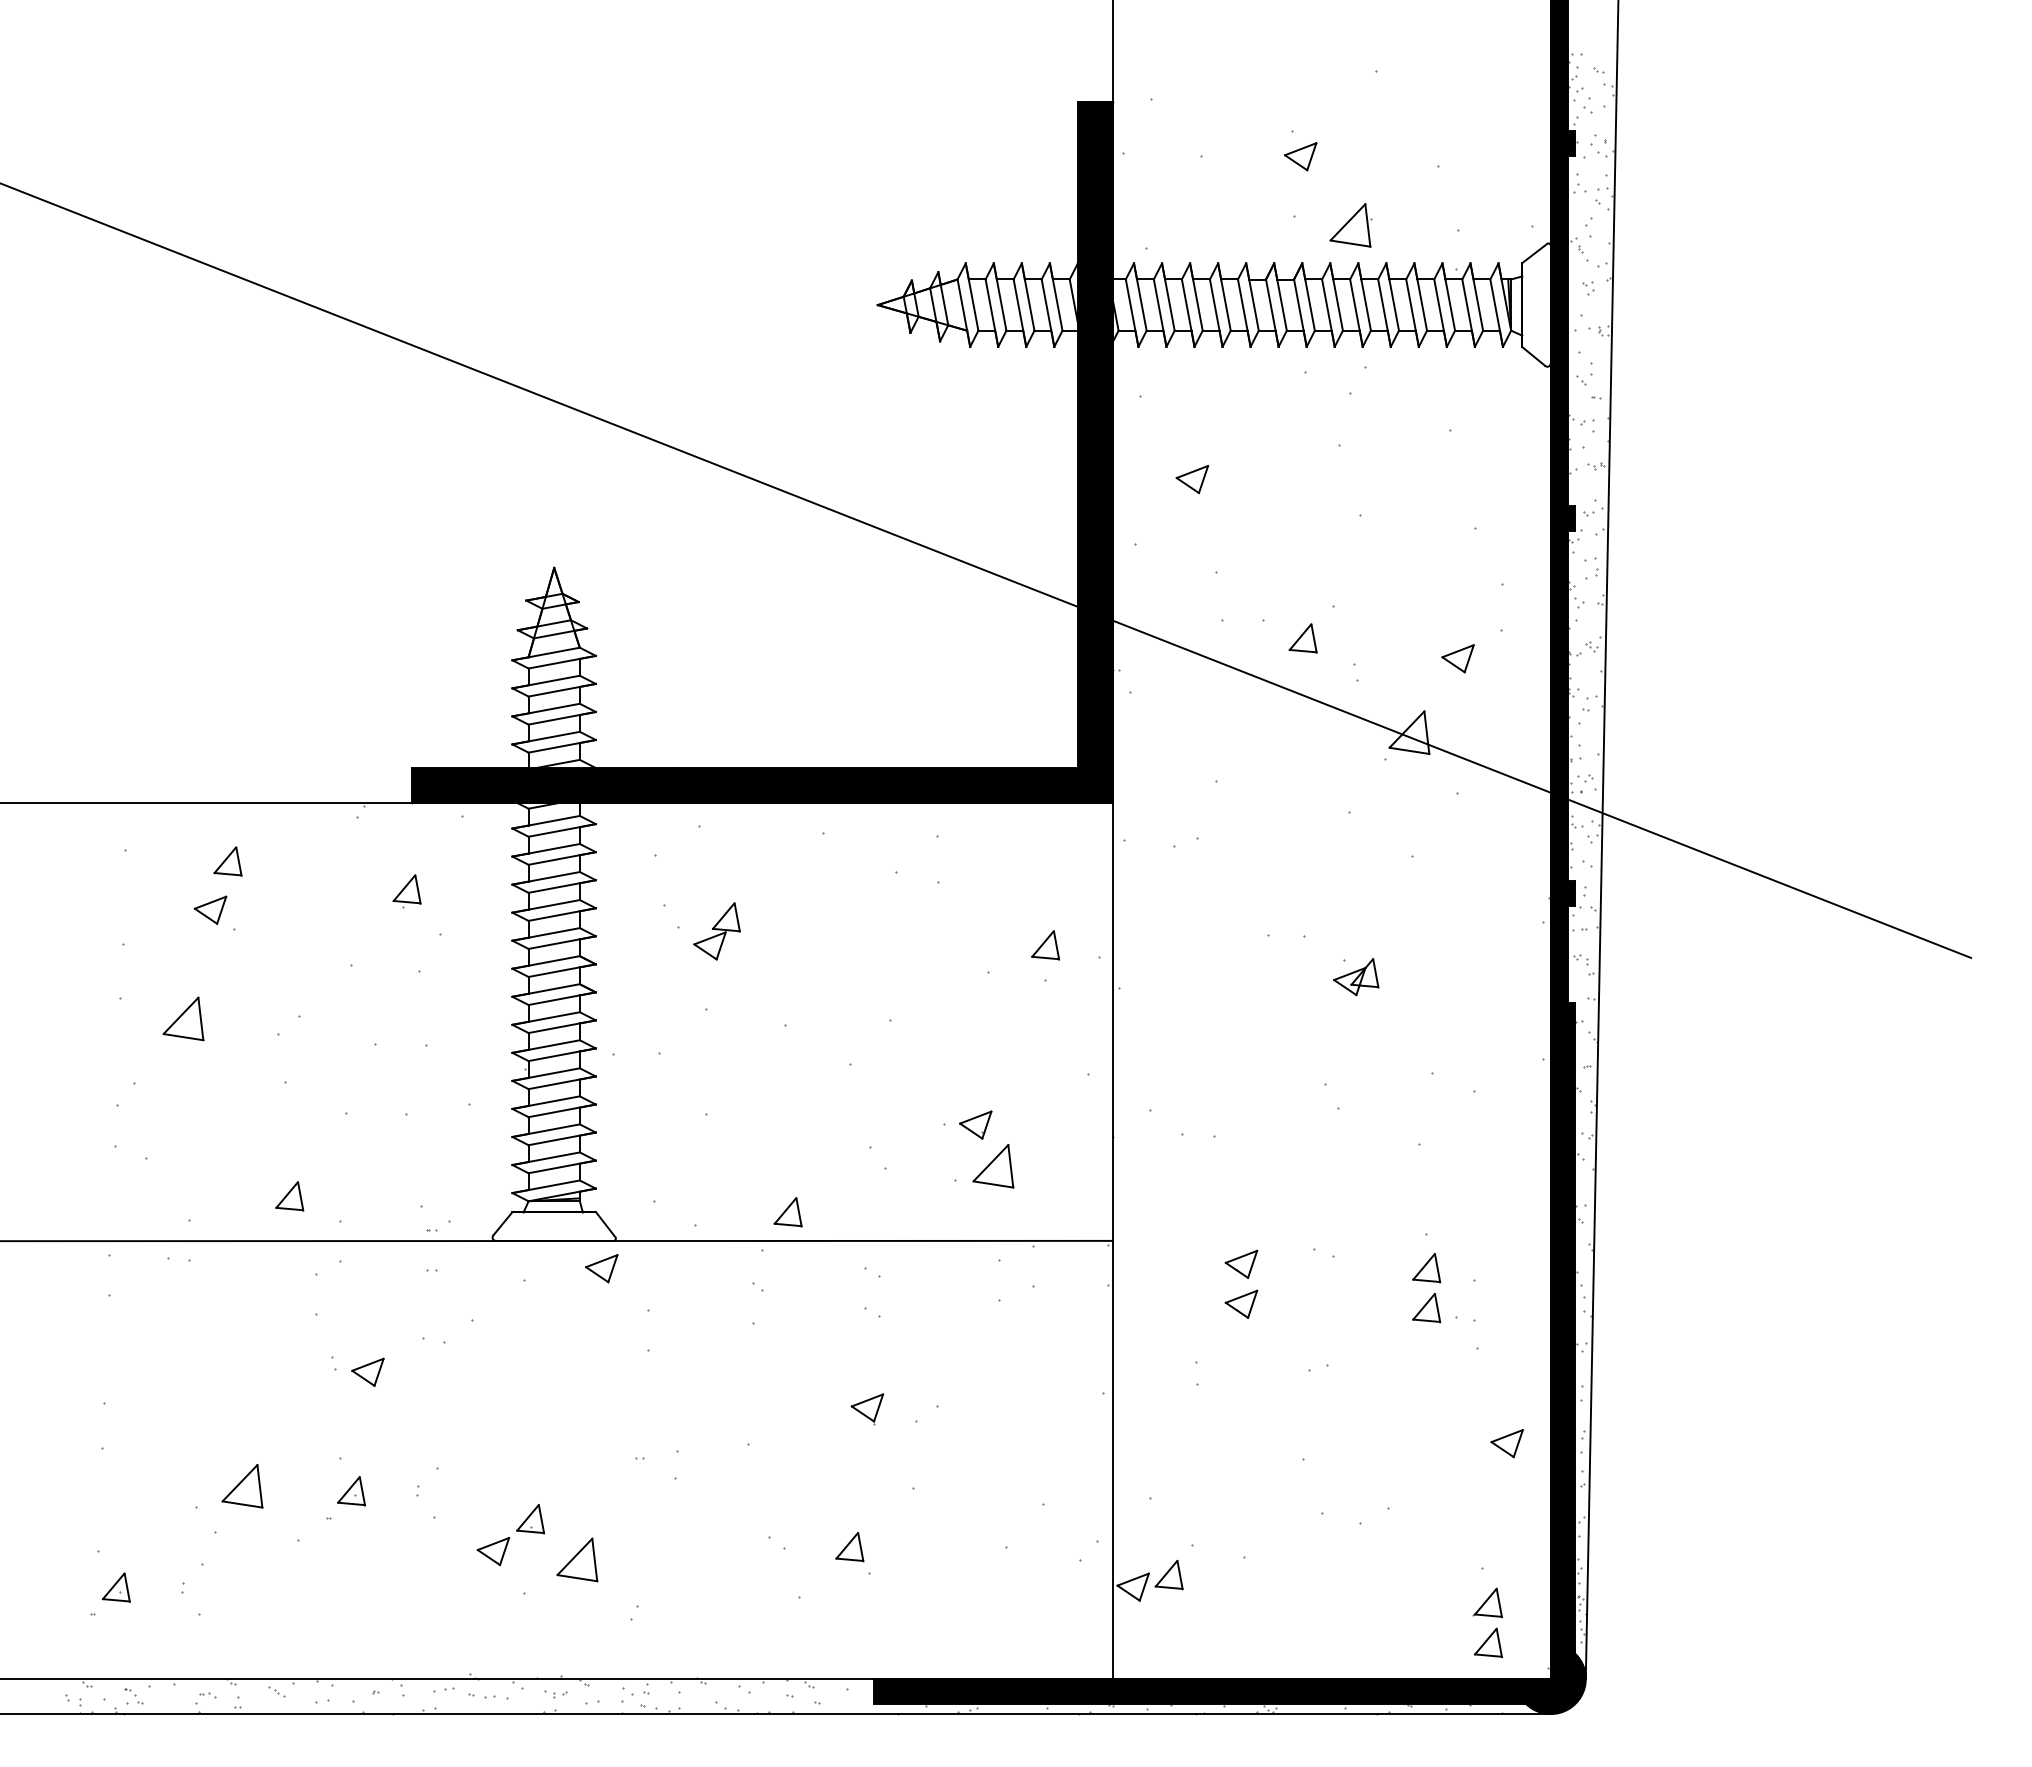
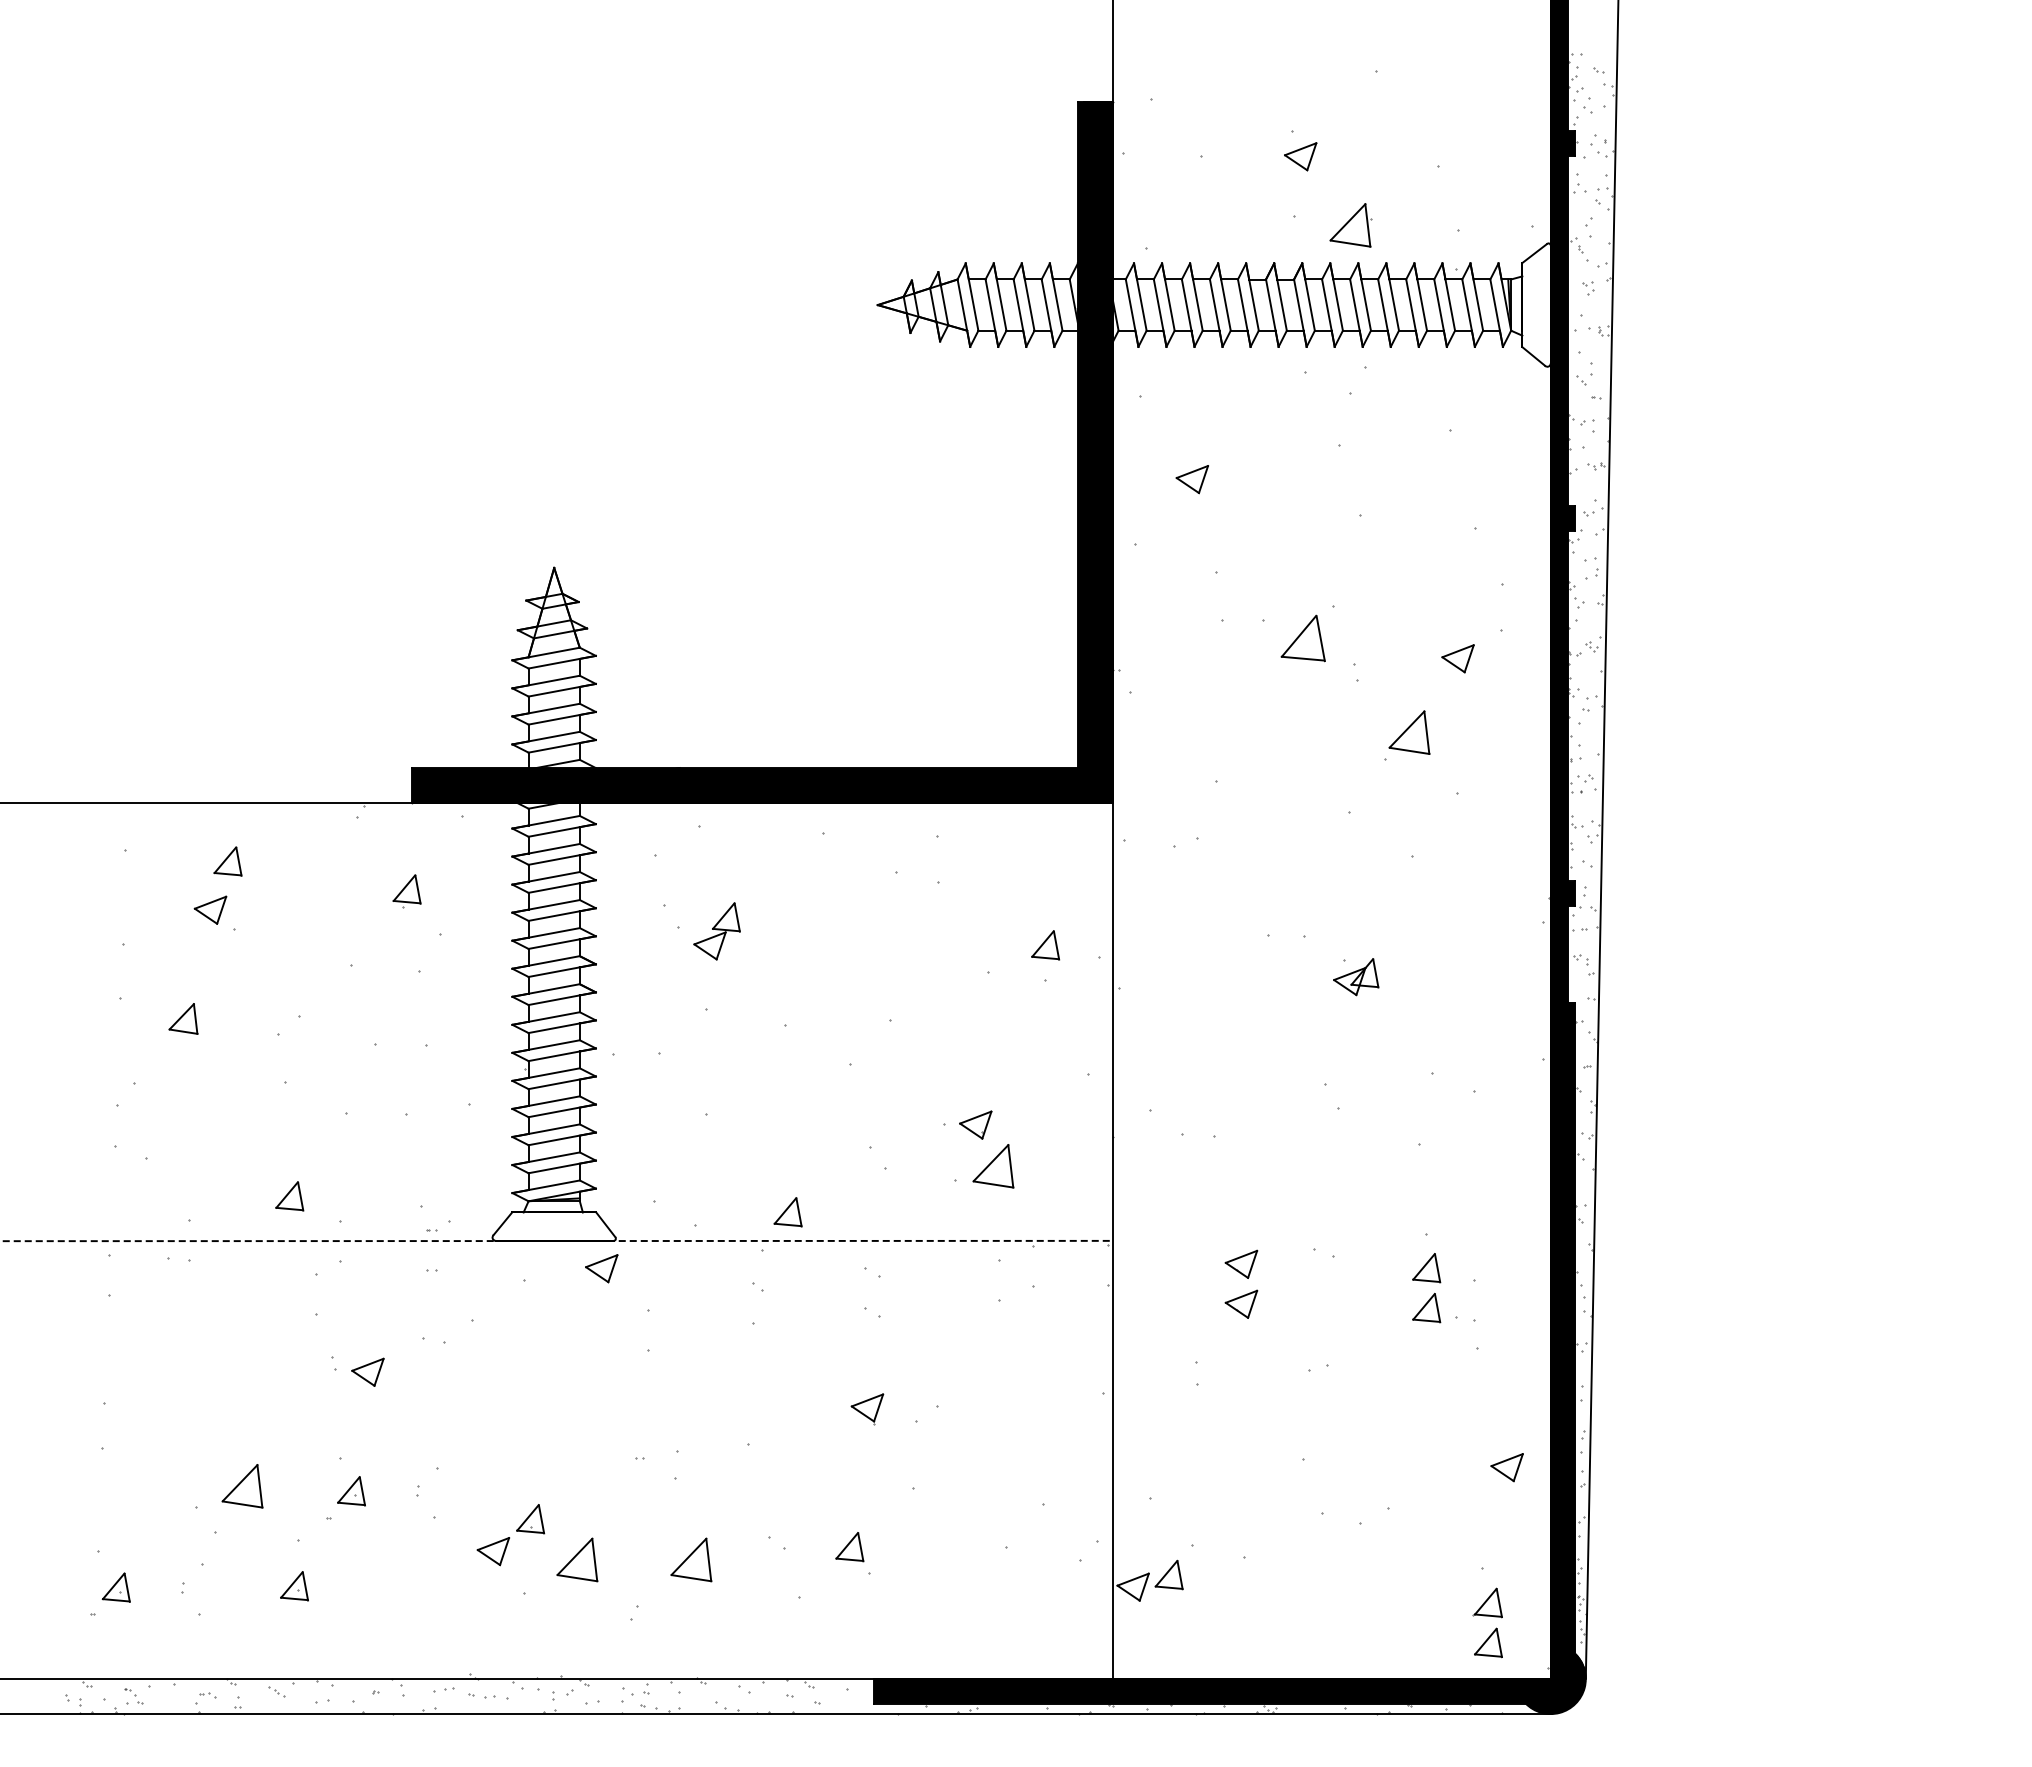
line: present -> none (986, 570)
part size: 30x31 px -> 46x49 px (1302, 638)
part size: 43x46 px -> 31x32 px (183, 1018)
line: solid -> dashed (556, 1241)
part position: (1506, 1443) -> (1506, 1467) (1506, 1467)
part: none -> present (691, 1559)
part: none -> present (294, 1586)
part size: 24x9 px -> 37x13 px (555, 1694)
